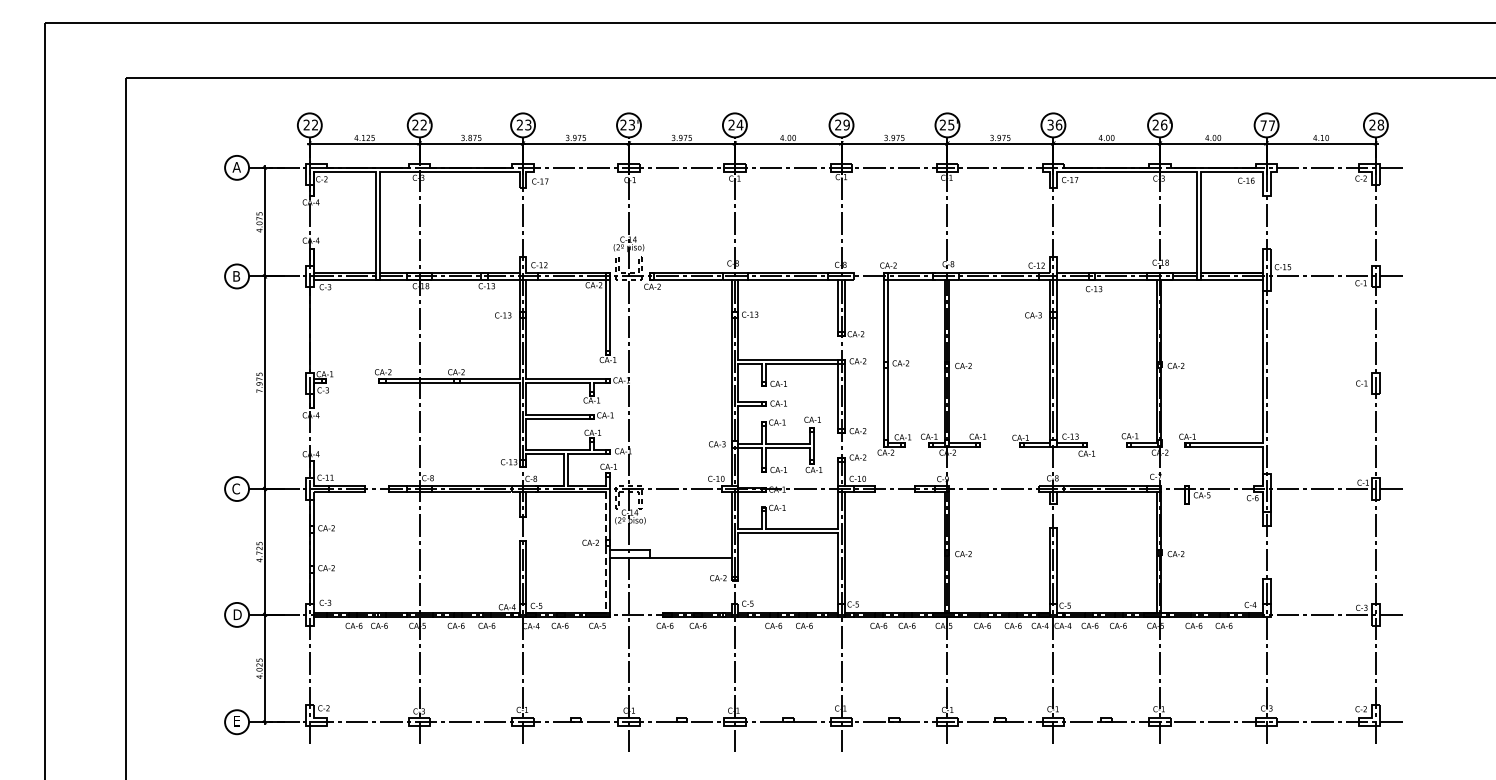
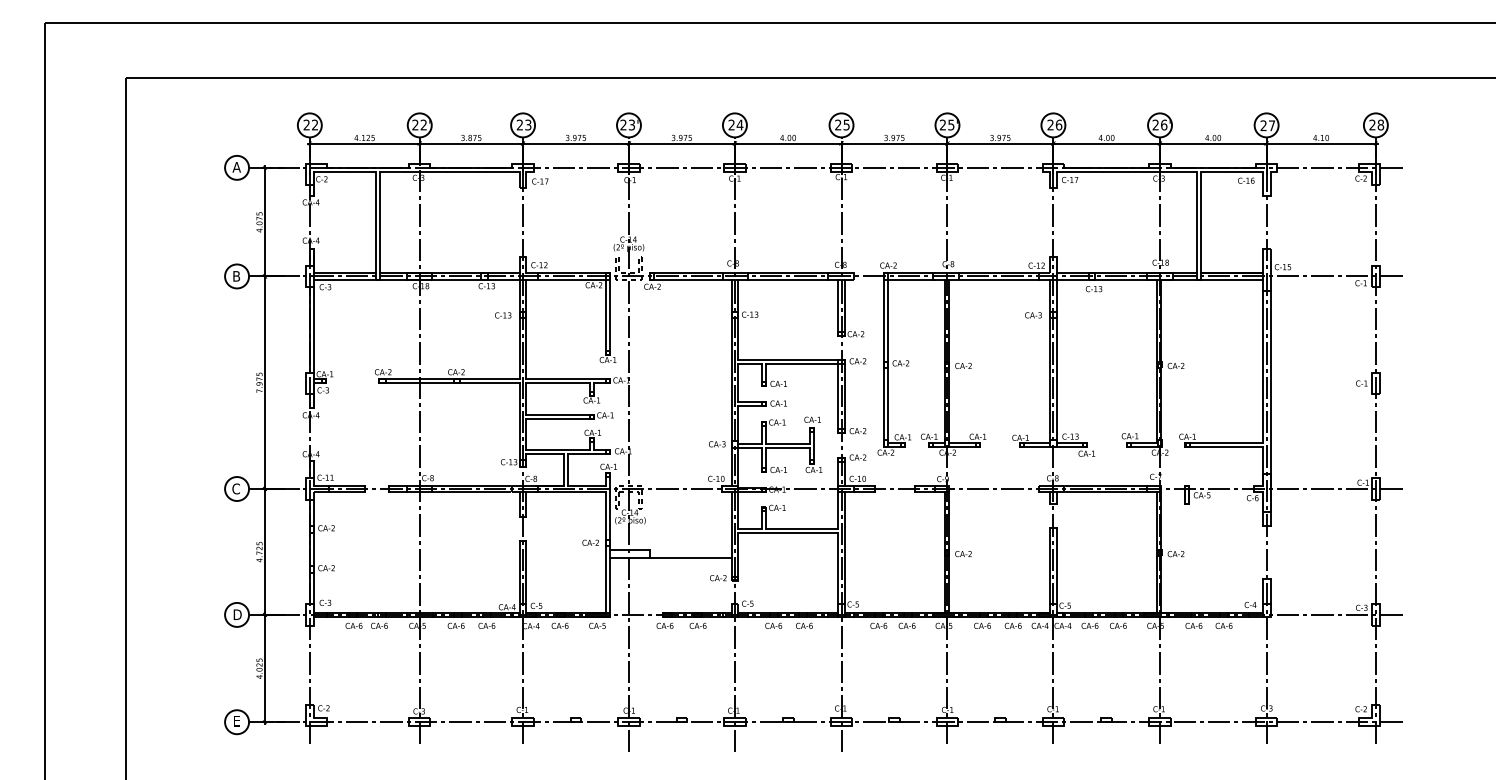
text: 29 -> 25 (846, 124)
text: 36 -> 26 (1050, 125)
text: 77 -> 27 (1263, 125)
line: none -> present (313, 330)
line: none -> present (1270, 388)
line: dashed -> solid (605, 553)
